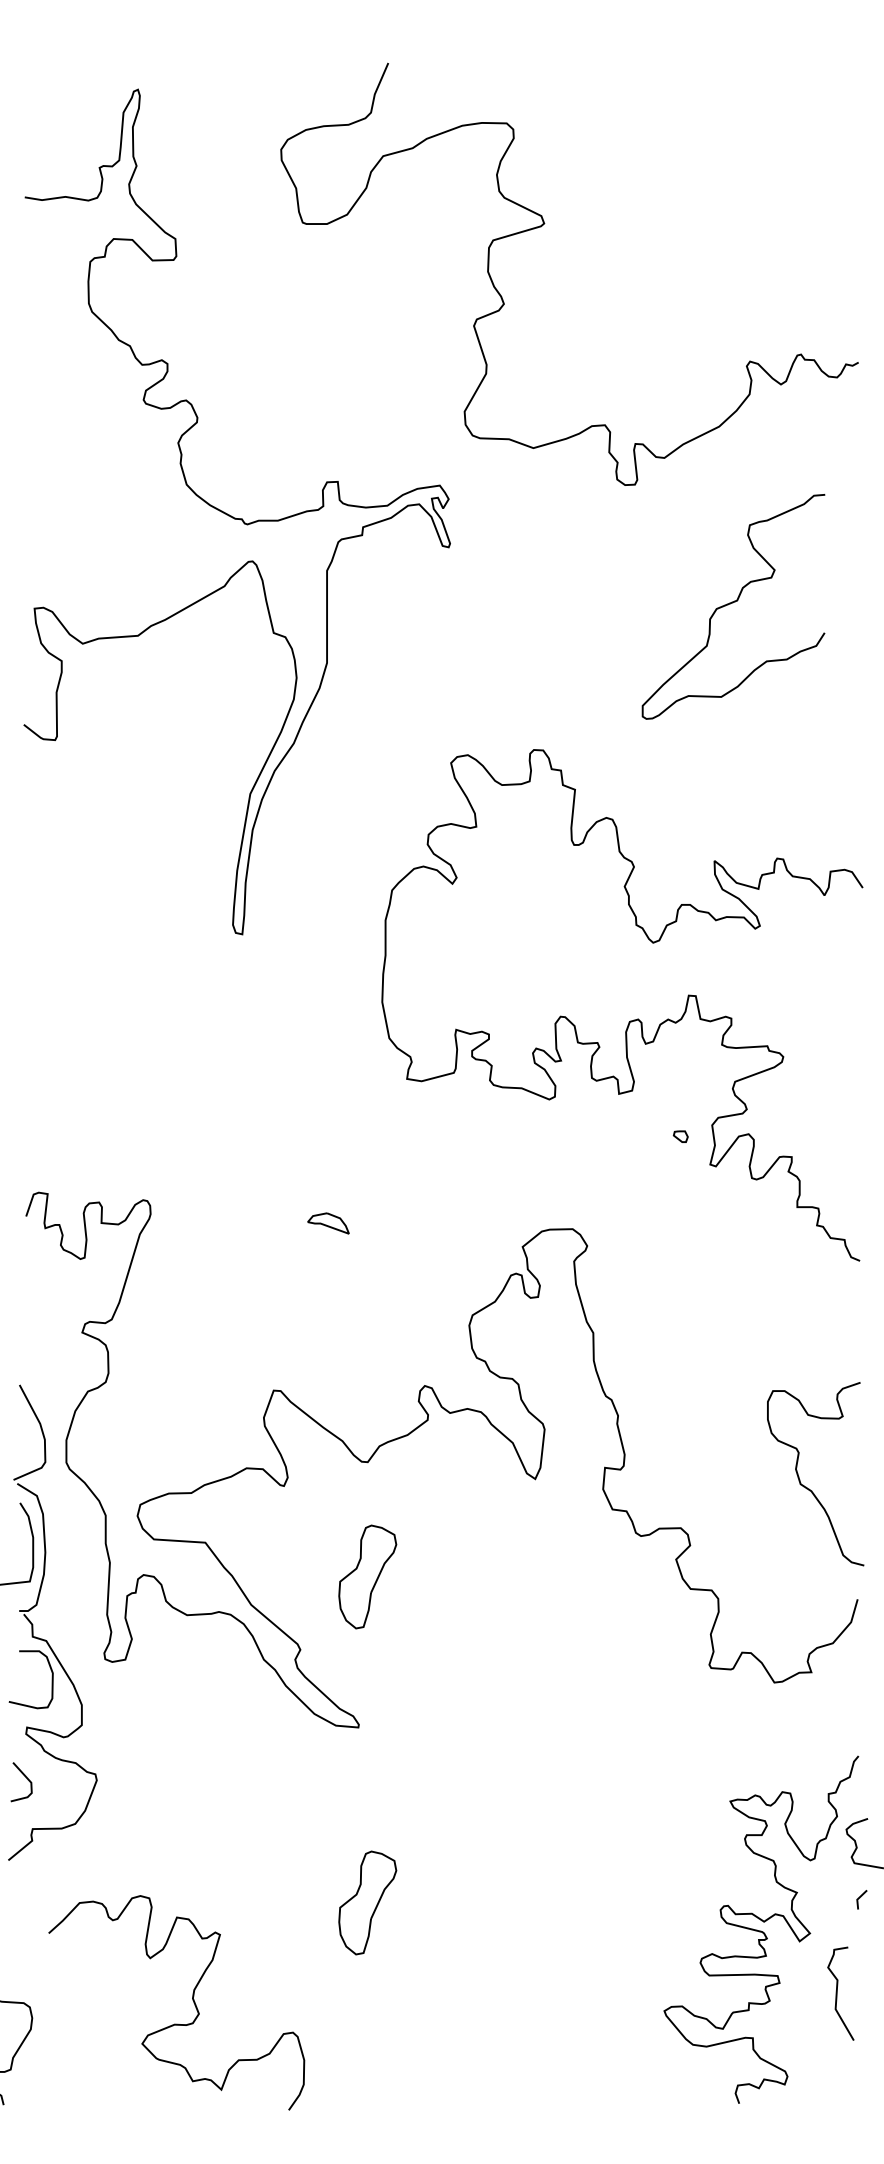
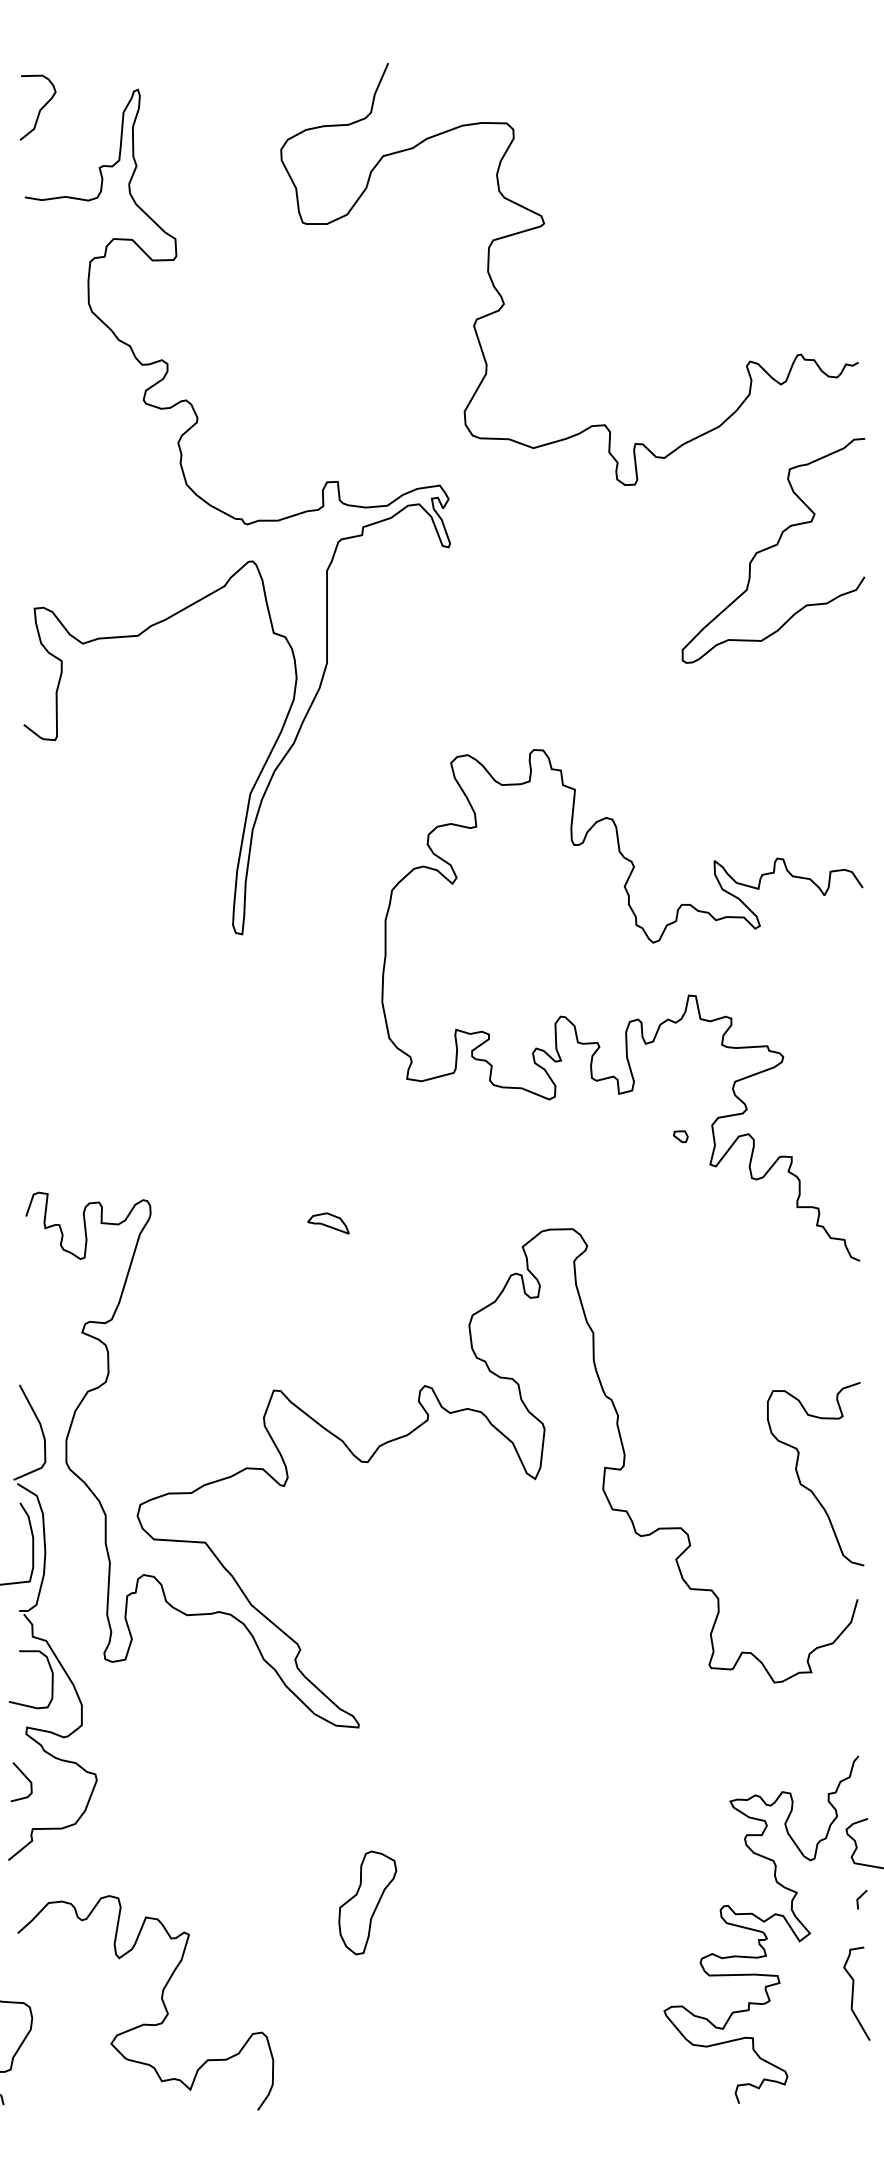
curve: none -> present (39, 109)
curve position: (733, 603) -> (773, 547) (773, 547)
part: present -> none (367, 1576)
curve position: (837, 1993) -> (853, 1993) (853, 1993)
curve position: (192, 2000) -> (161, 2000) (161, 2000)
